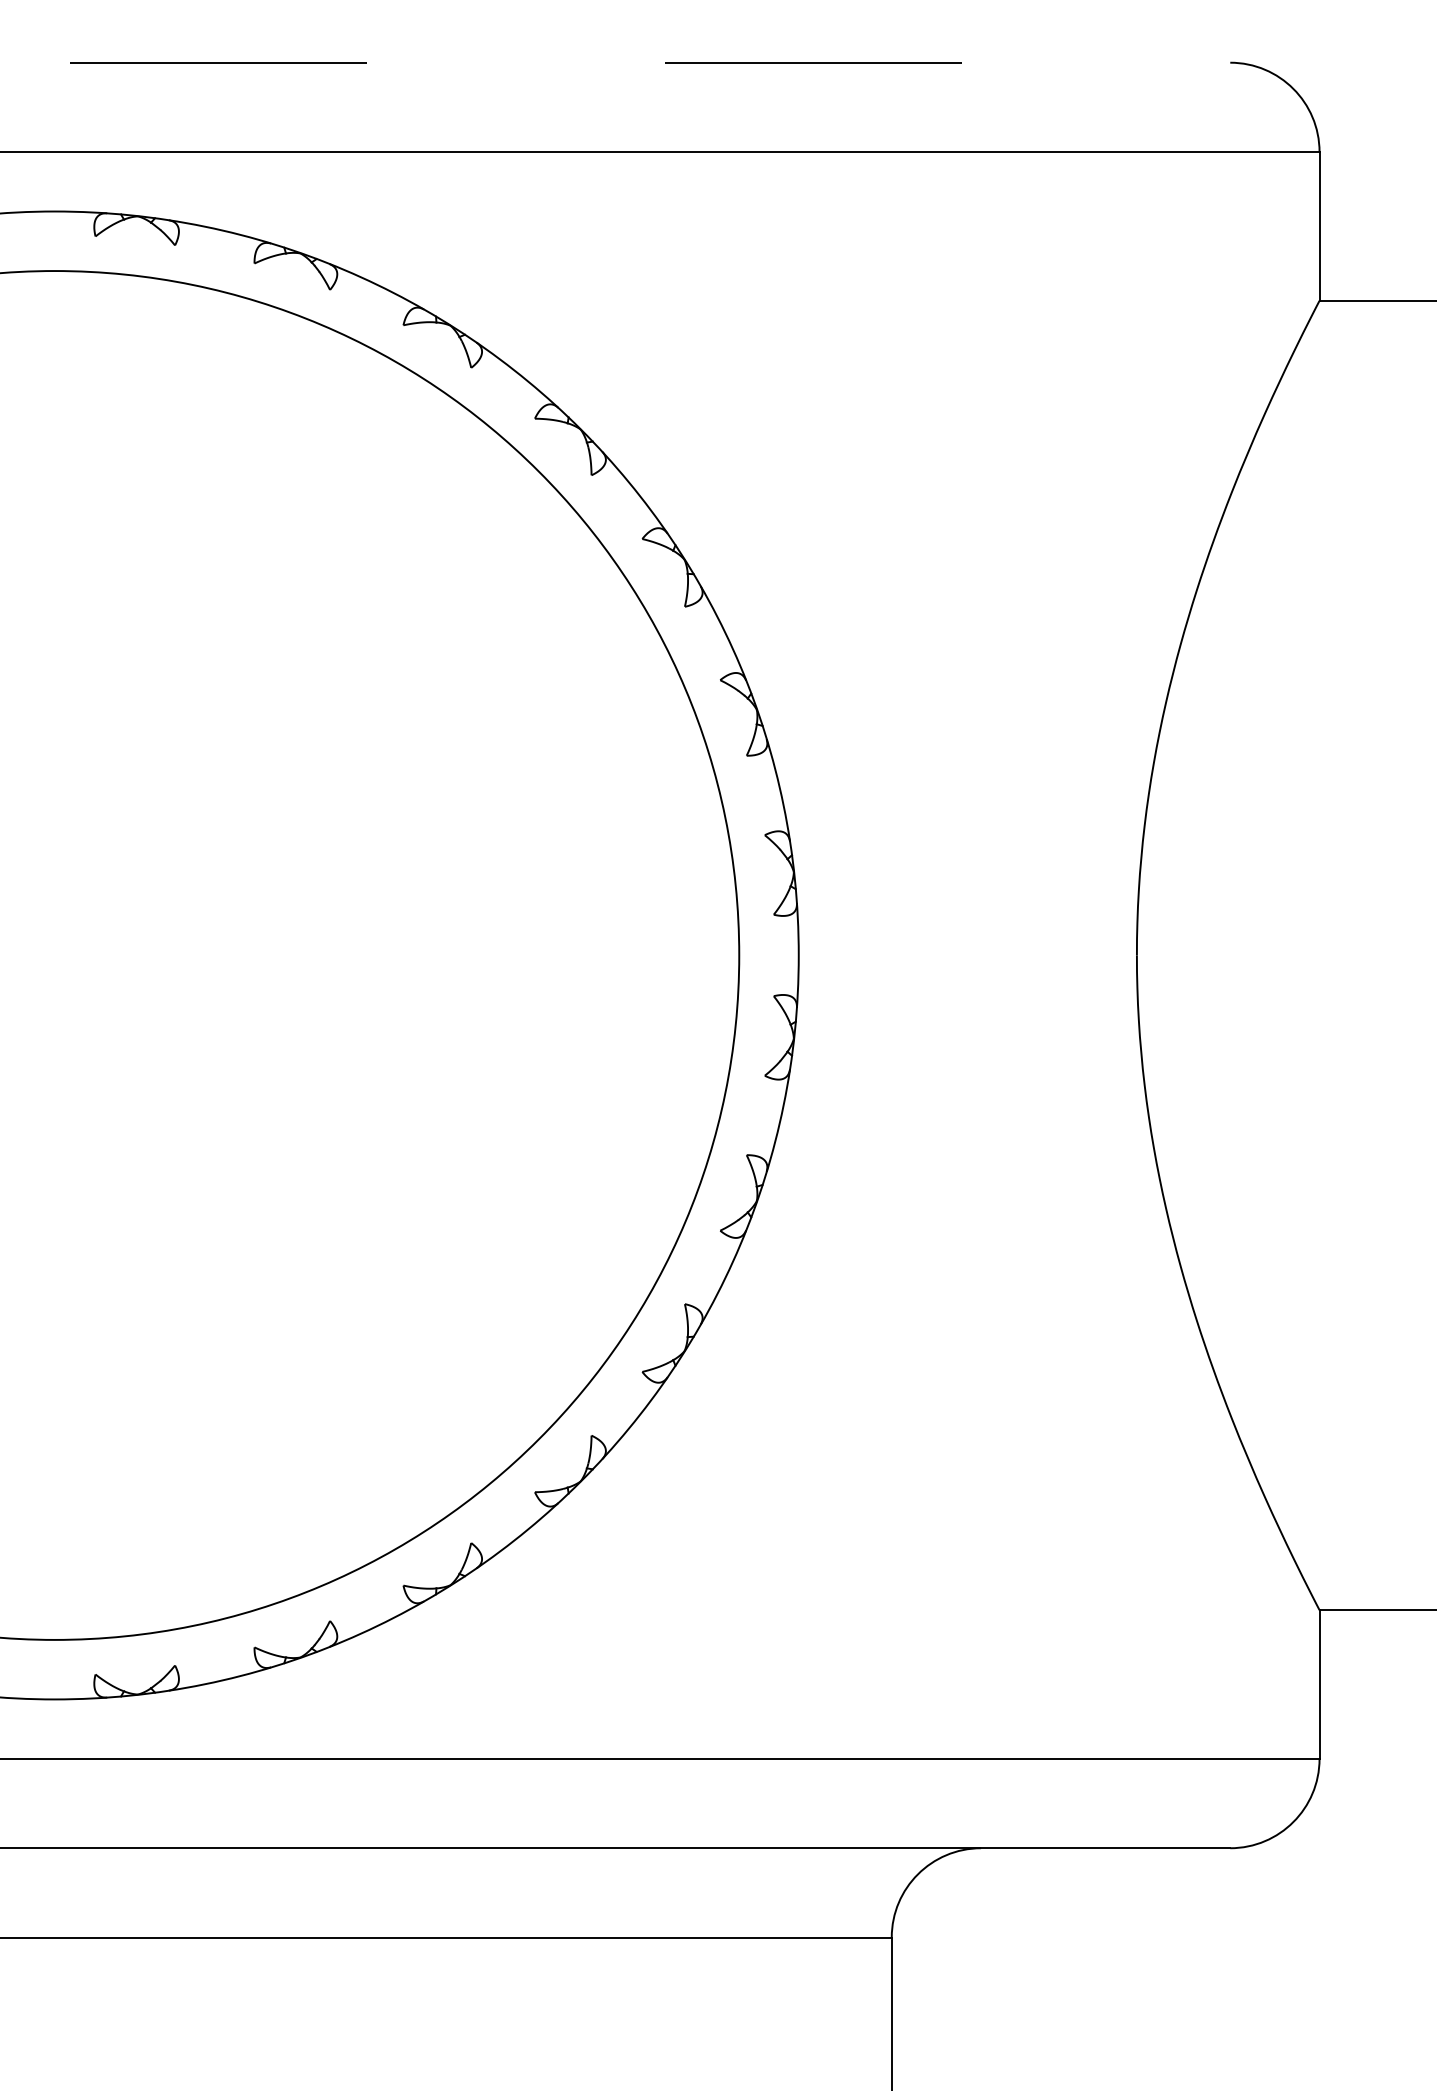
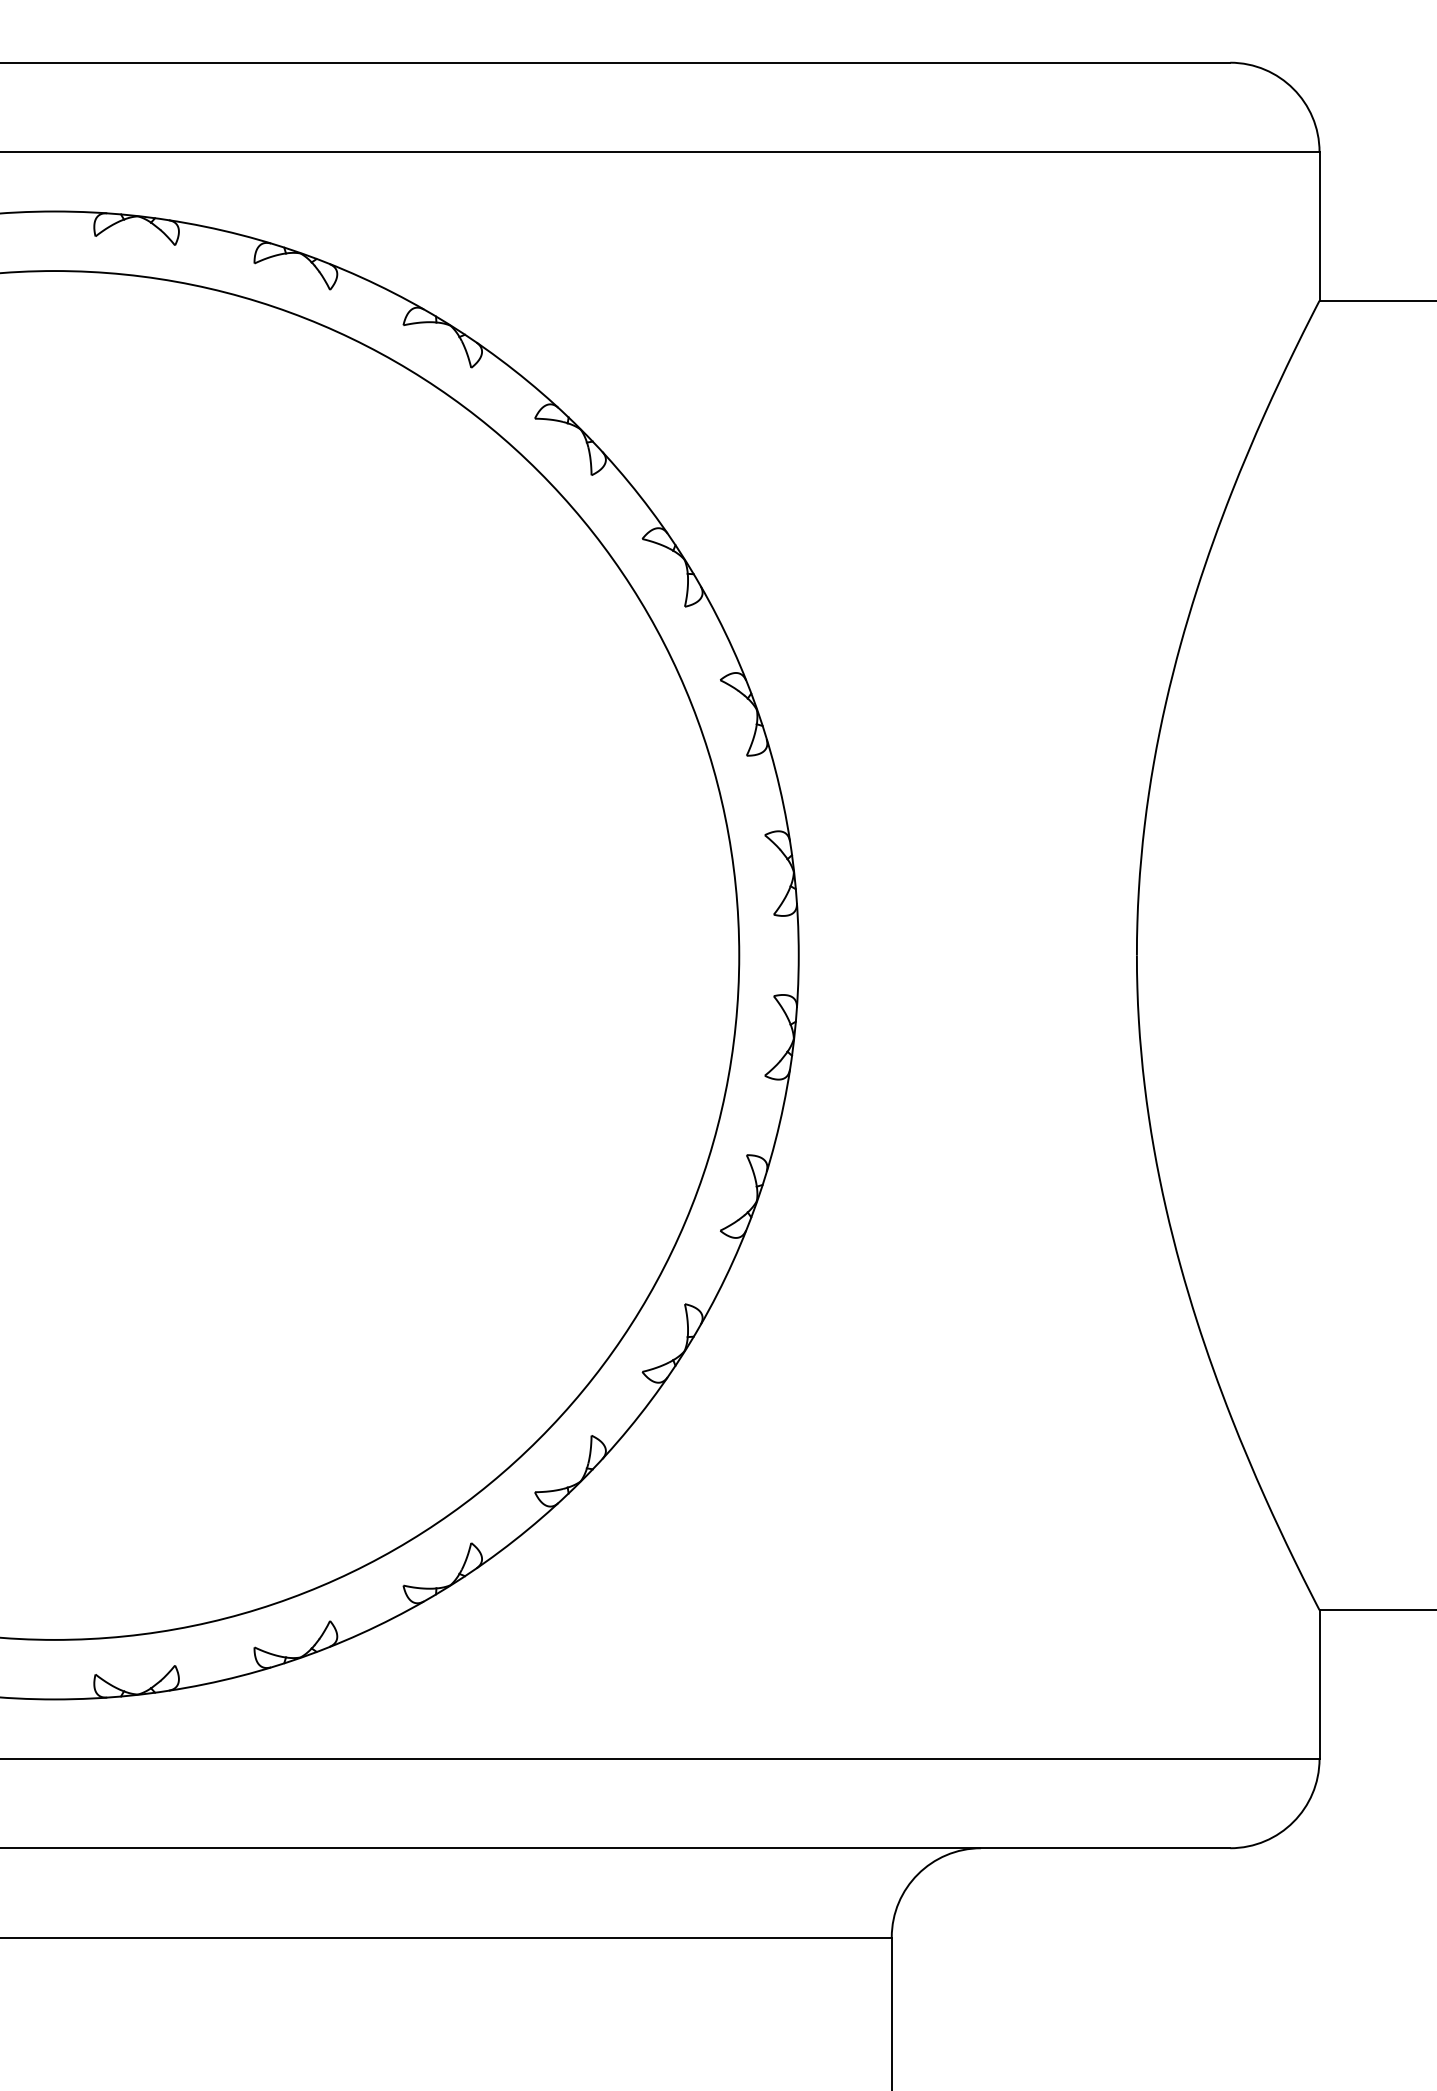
line: dashed -> solid (615, 62)
